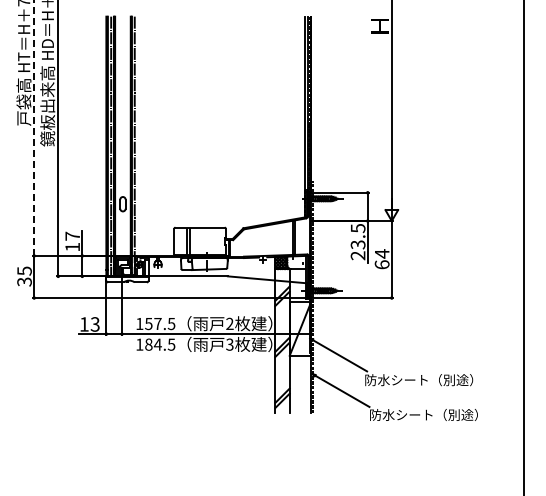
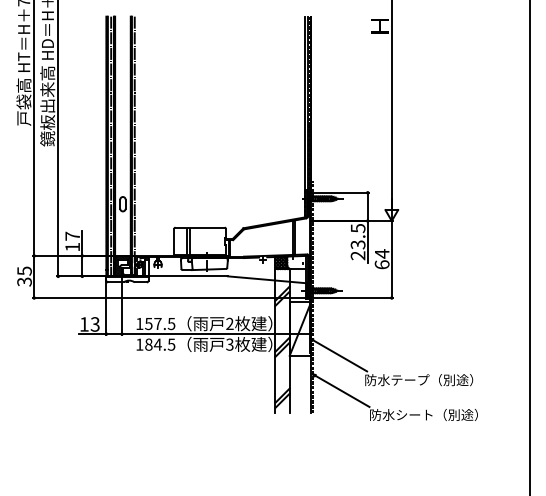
line: dashed -> solid (34, 128)
line position: (523, 247) -> (529, 247) (529, 247)
text: 防水シート（別途） -> 防水テープ（別途） (410, 379)
